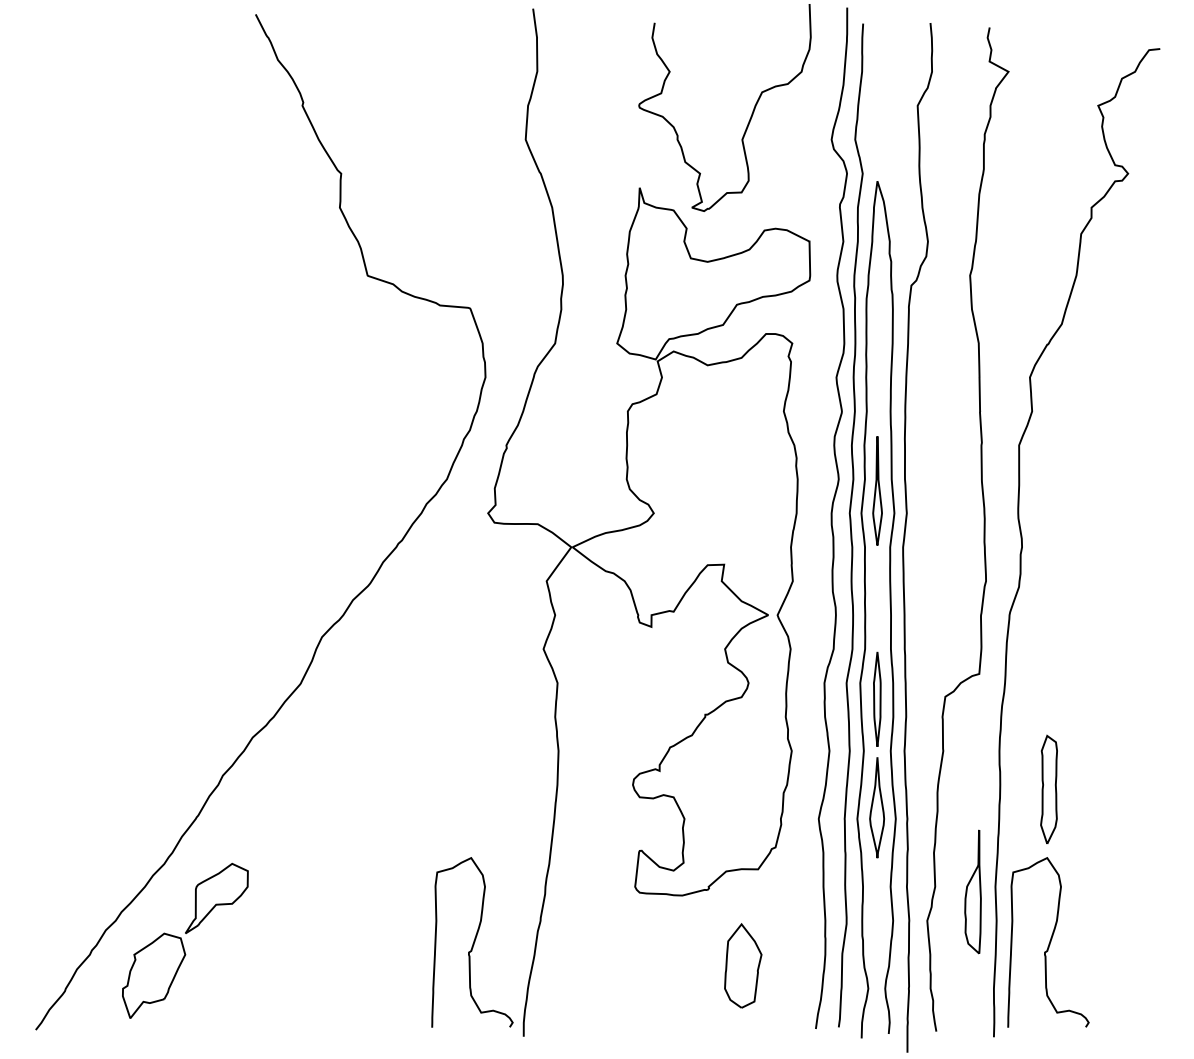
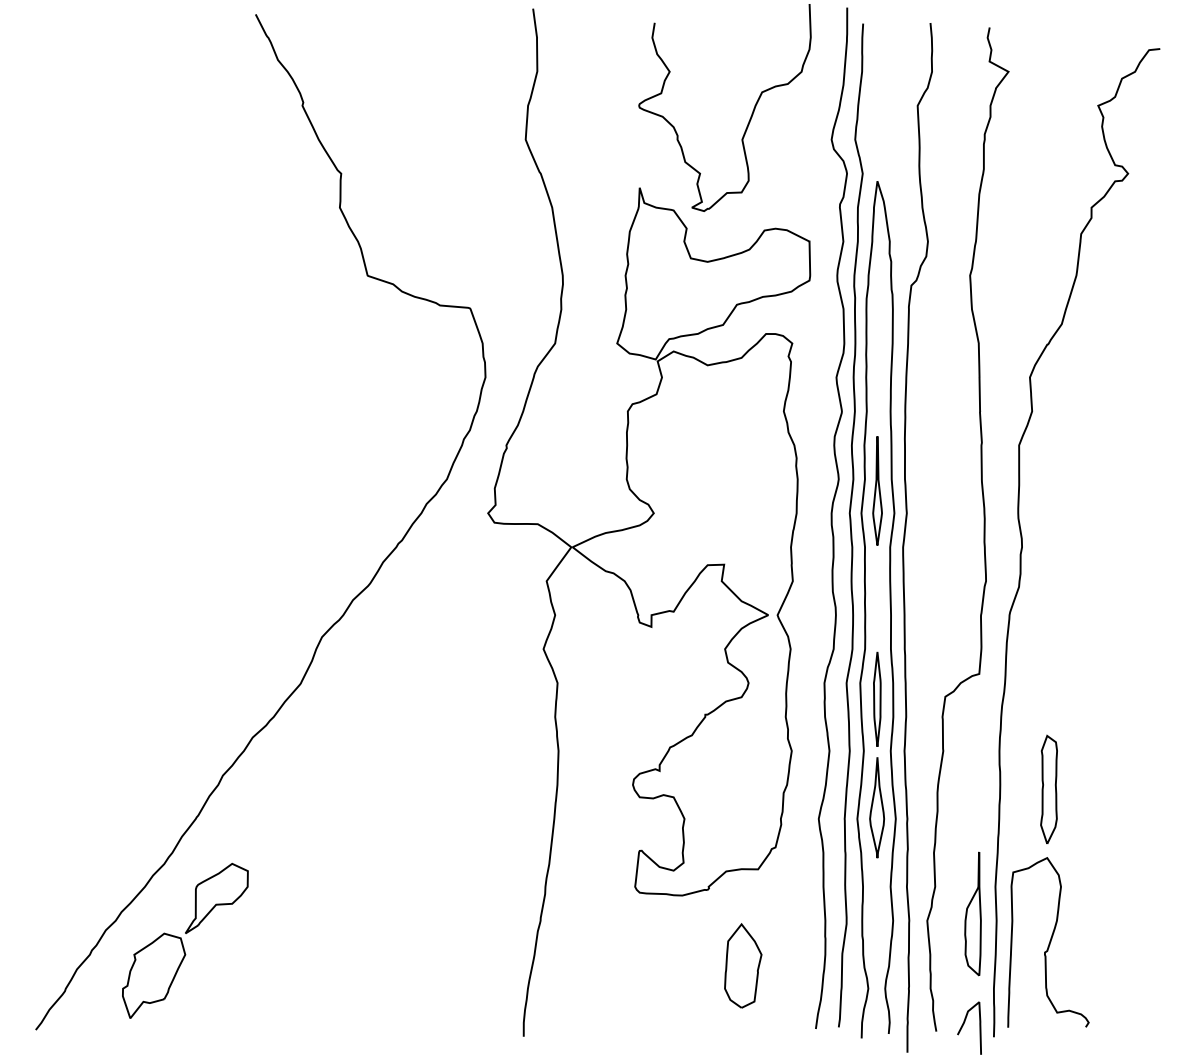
part position: (972, 891) -> (972, 913) (972, 913)
curve: present -> none (473, 942)
curve: none -> present (964, 1024)
